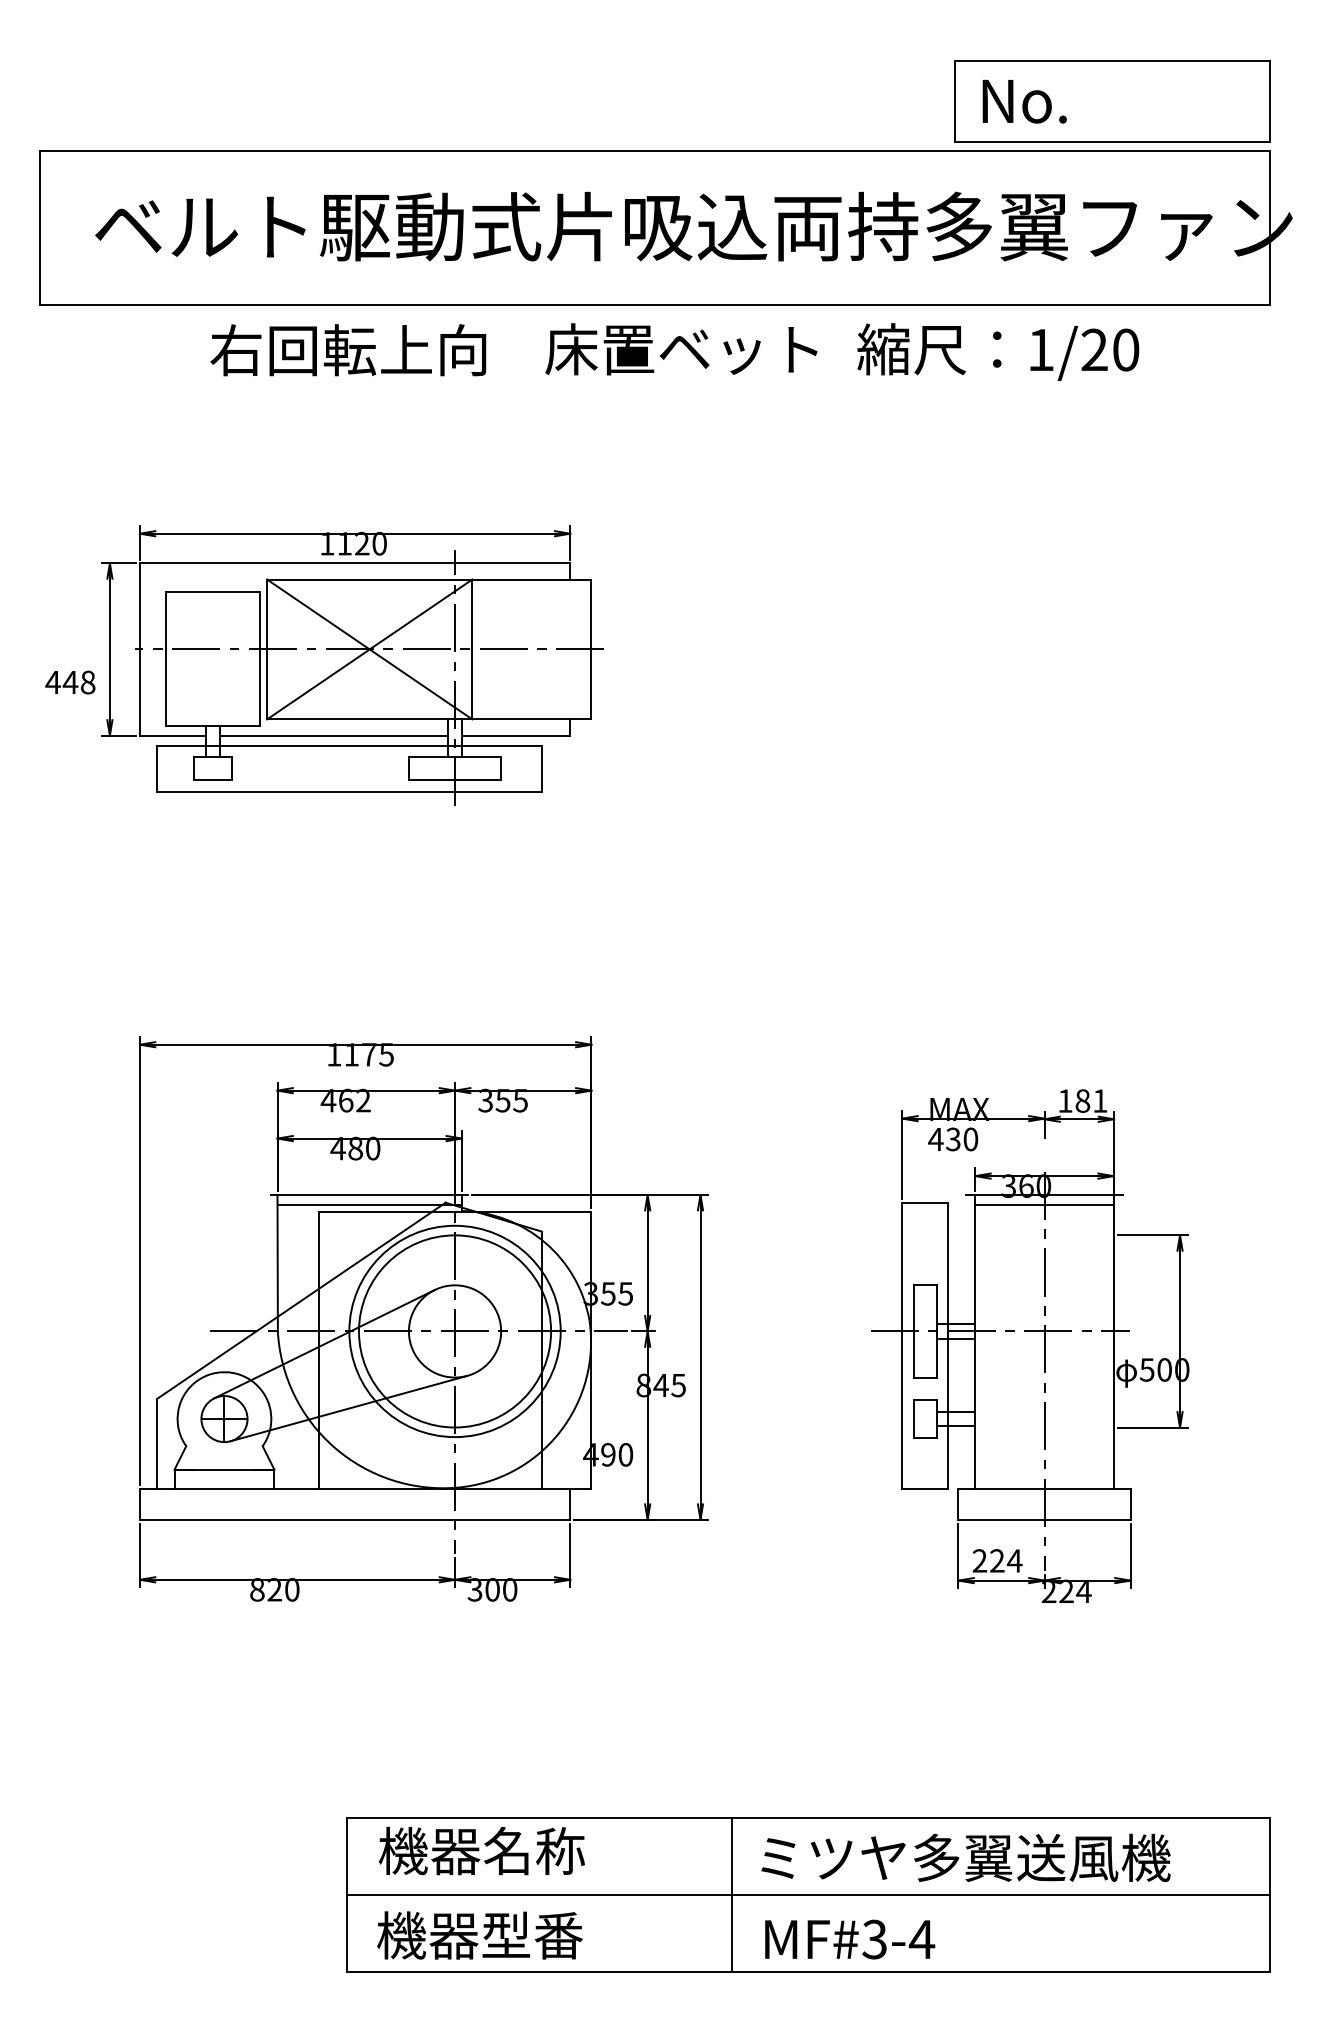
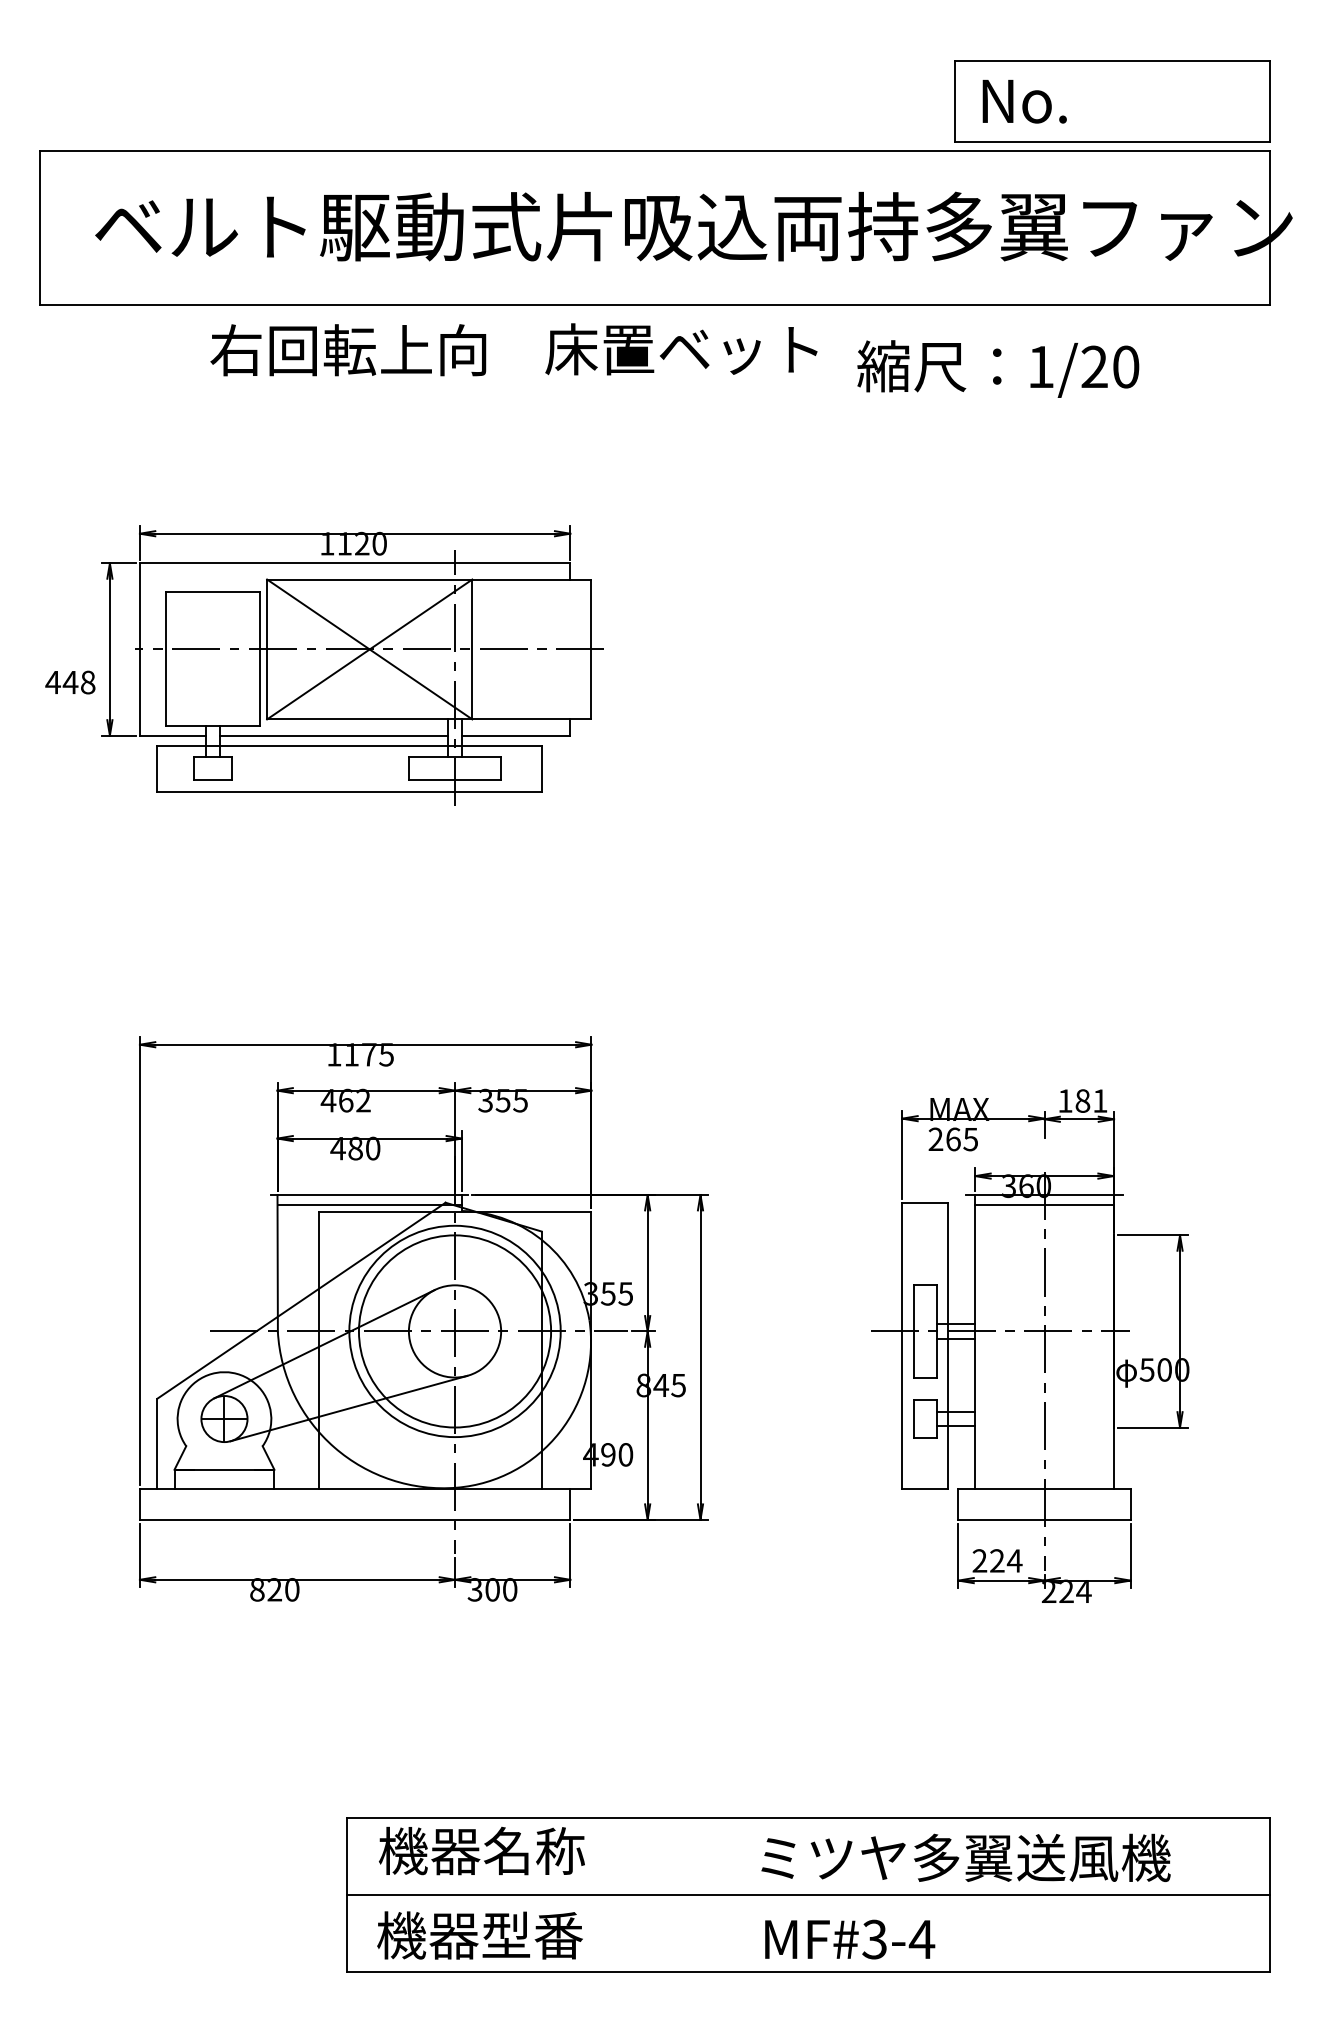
text position: (998, 351) -> (998, 368) (998, 368)
text: 430 -> 265 (953, 1139)
line: present -> none (731, 1895)
